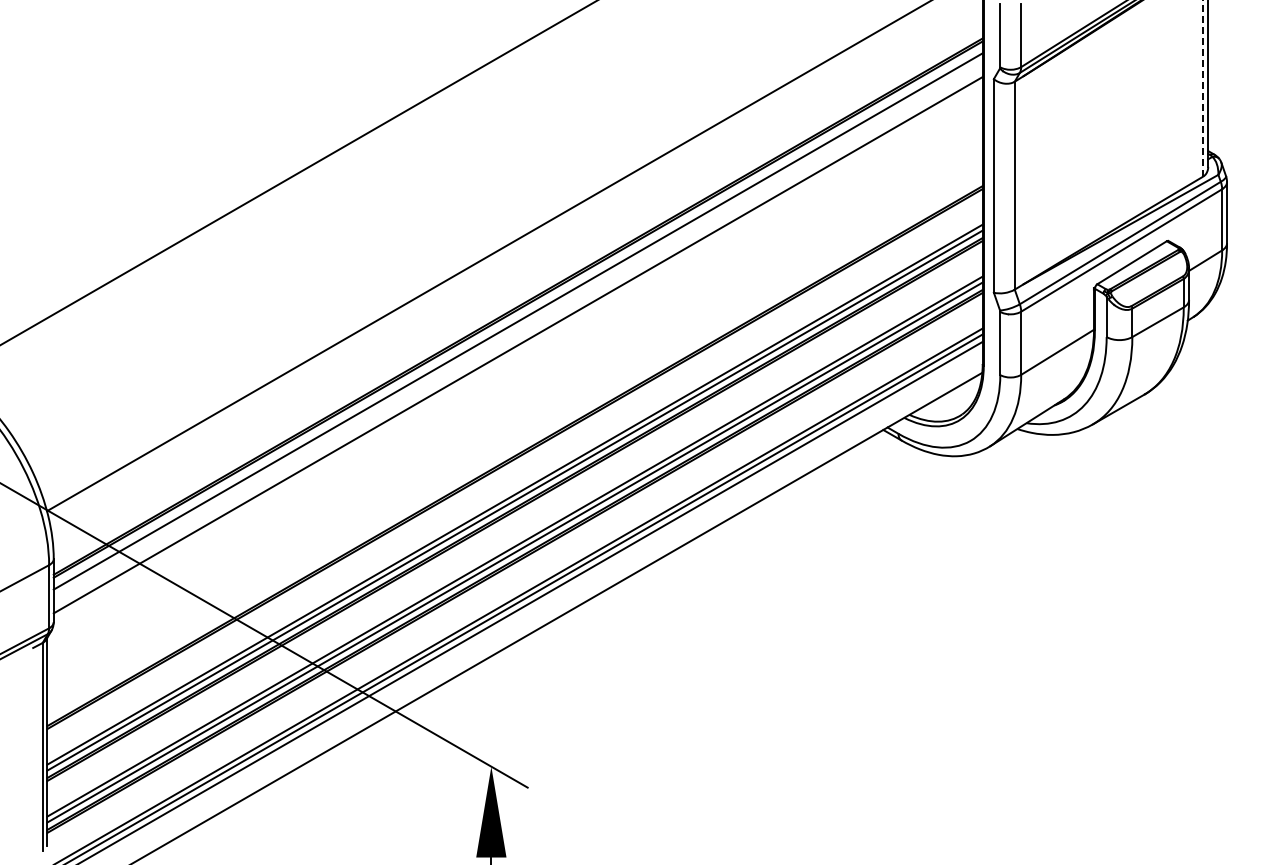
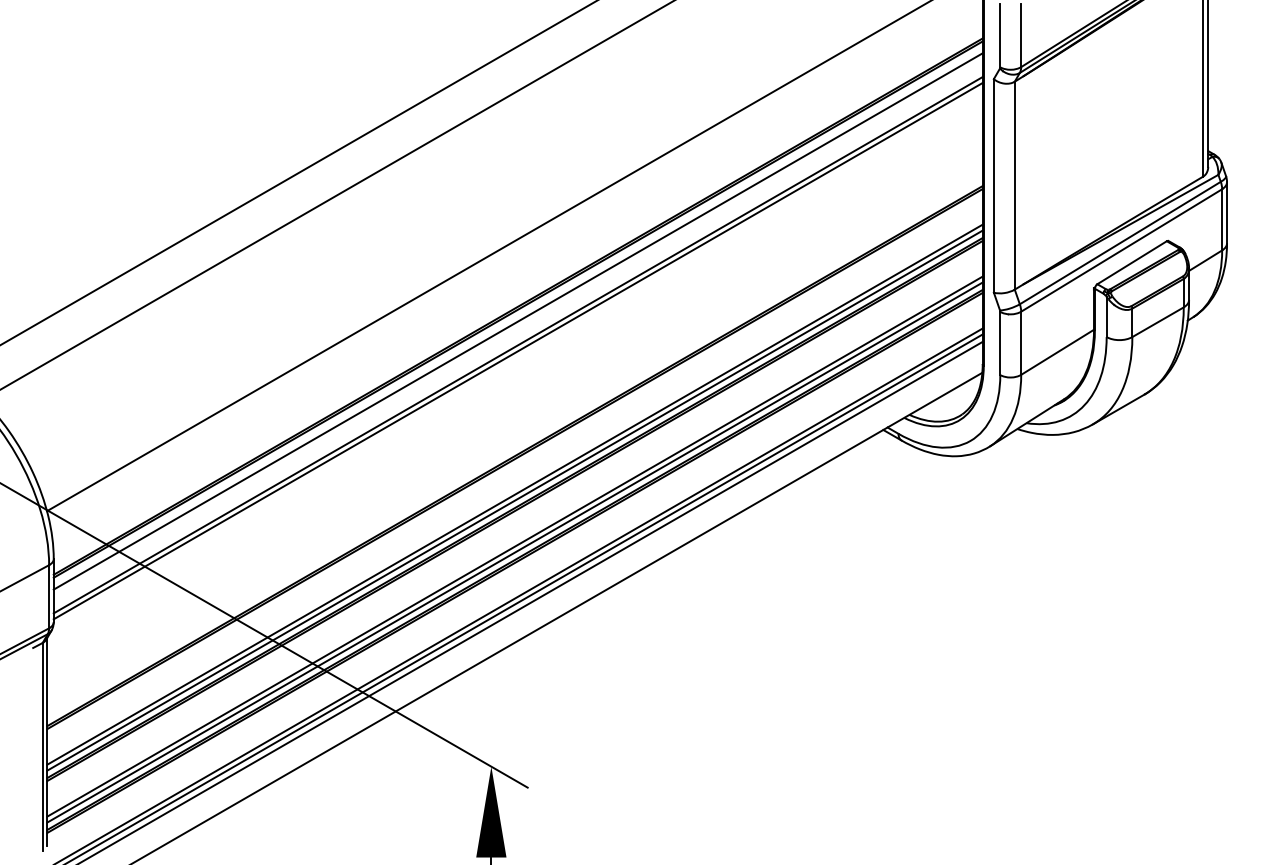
line: dashed -> solid (1203, 88)
line: none -> present (336, 195)
line: none -> present (517, 350)
